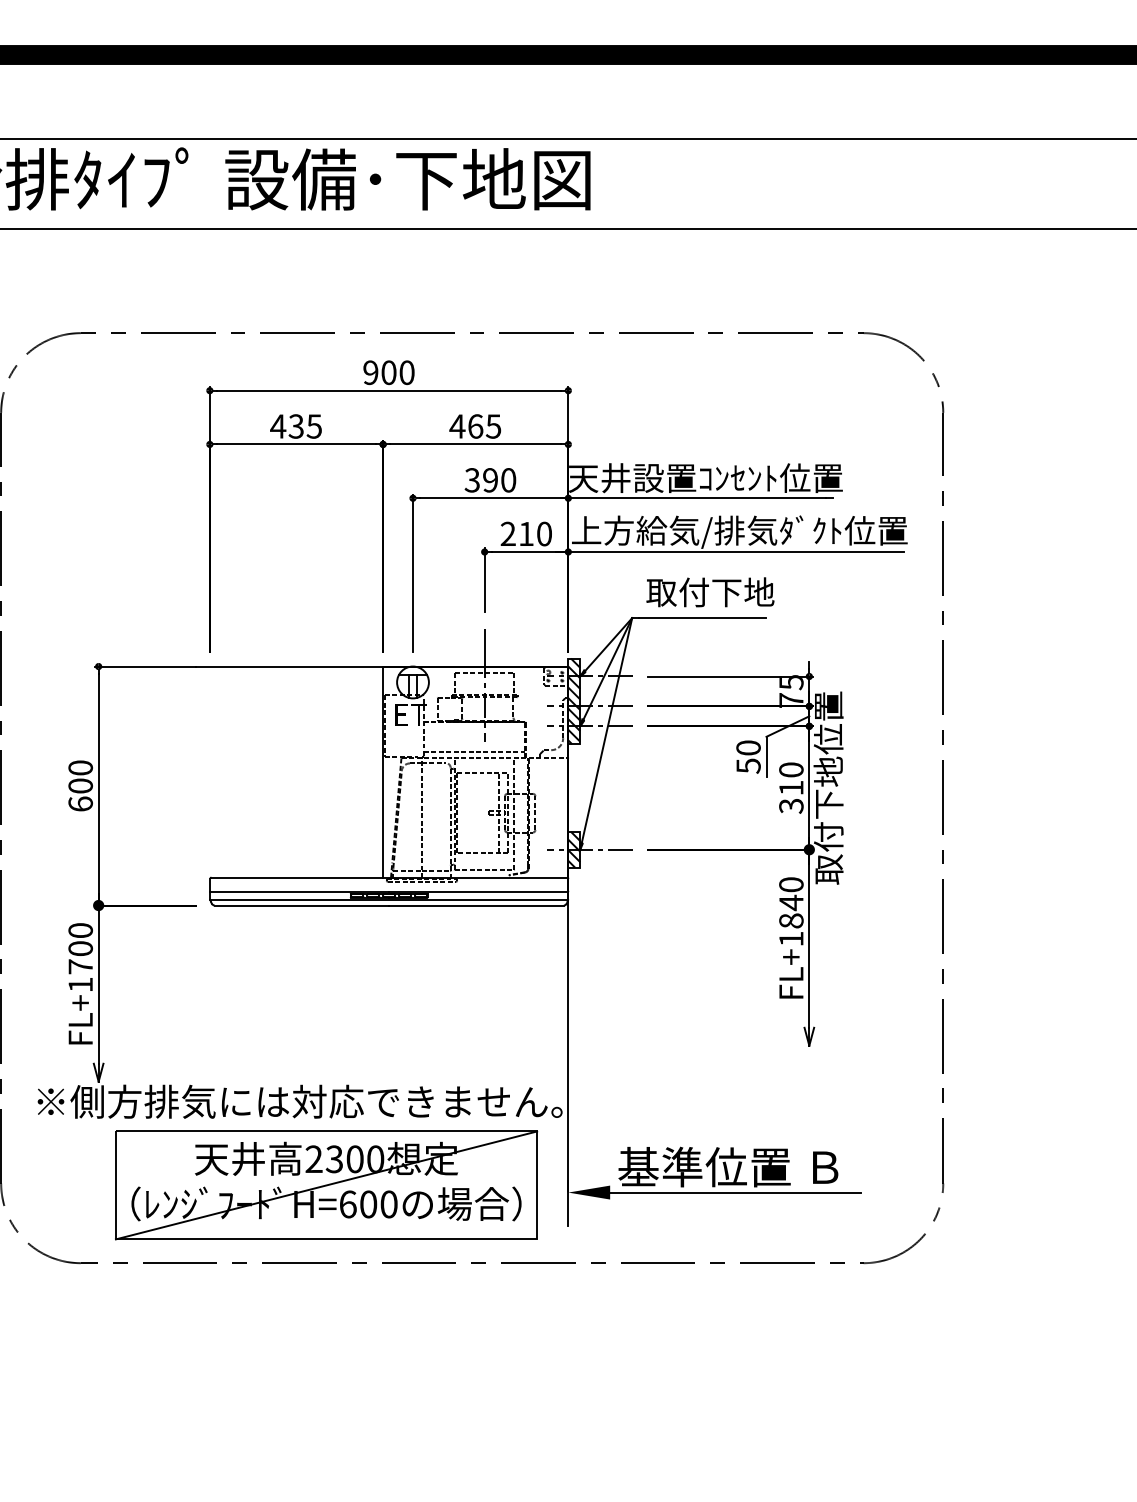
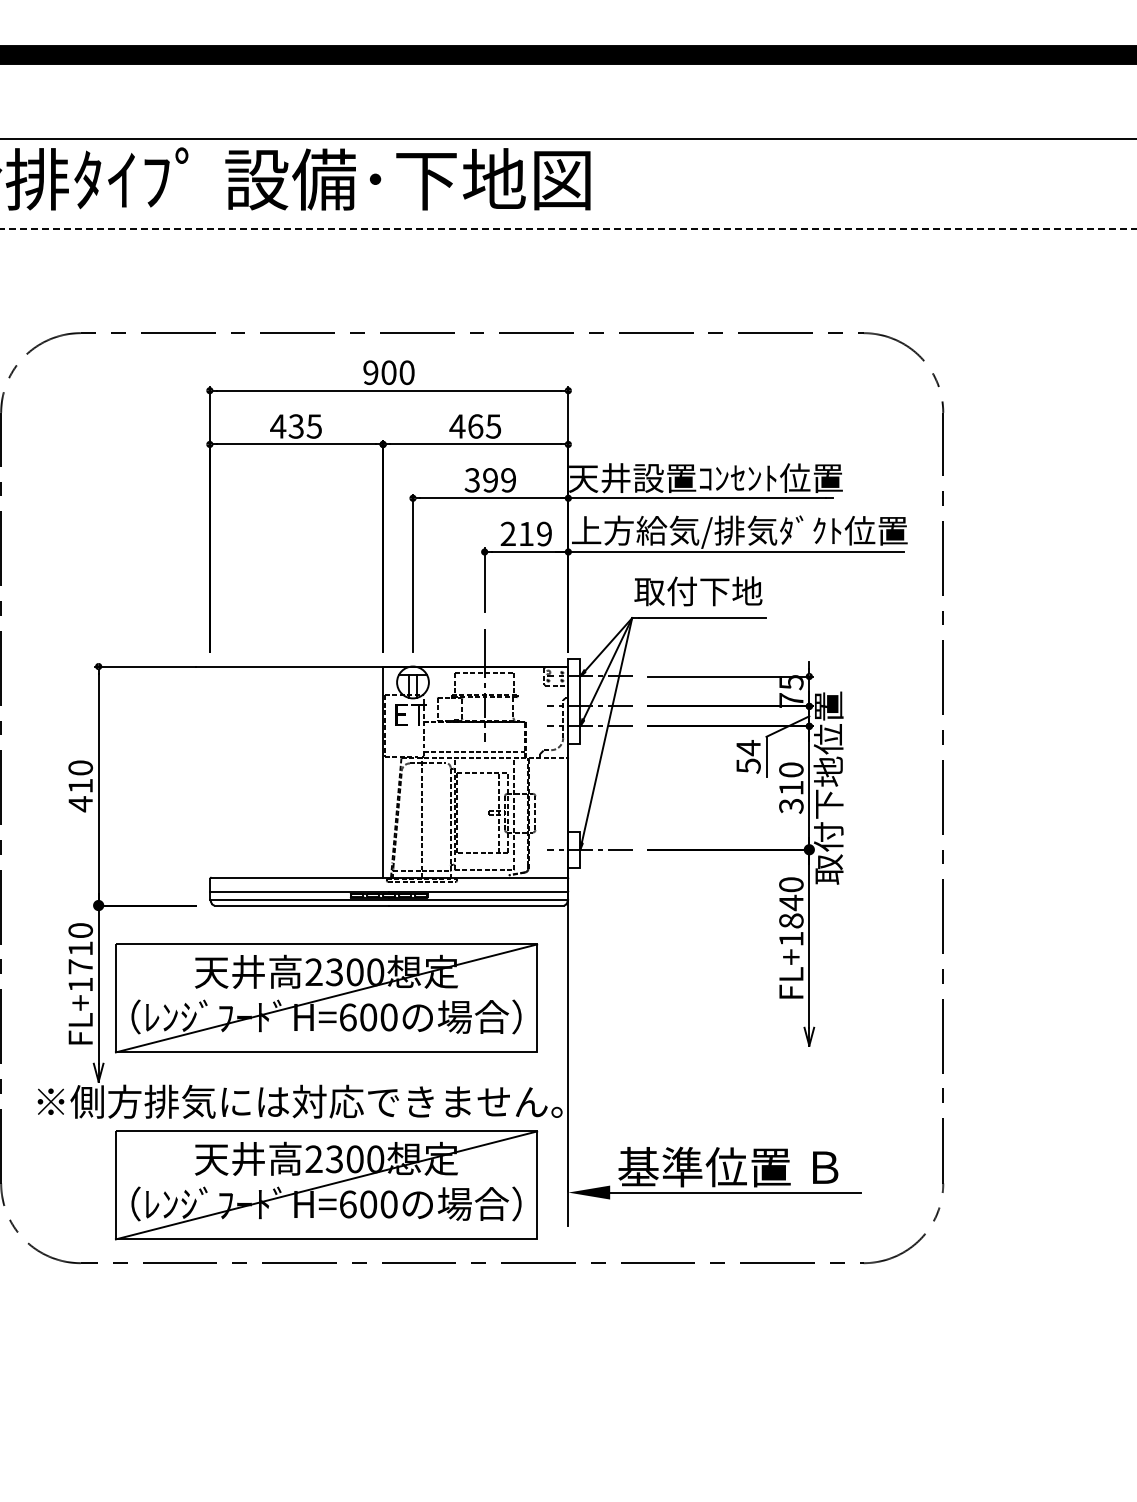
line: solid -> dashed (568, 228)
text: 390 -> 399 (508, 480)
text: 210 -> 219 (544, 533)
text position: (710, 592) -> (698, 591) (698, 591)
hatch: present -> none (574, 701)
text: 50 -> 54 (748, 748)
text: 600 -> 410 (80, 795)
hatch: present -> none (574, 849)
text: FL+1700 -> FL+1710 (80, 948)
part: none -> present (326, 998)
